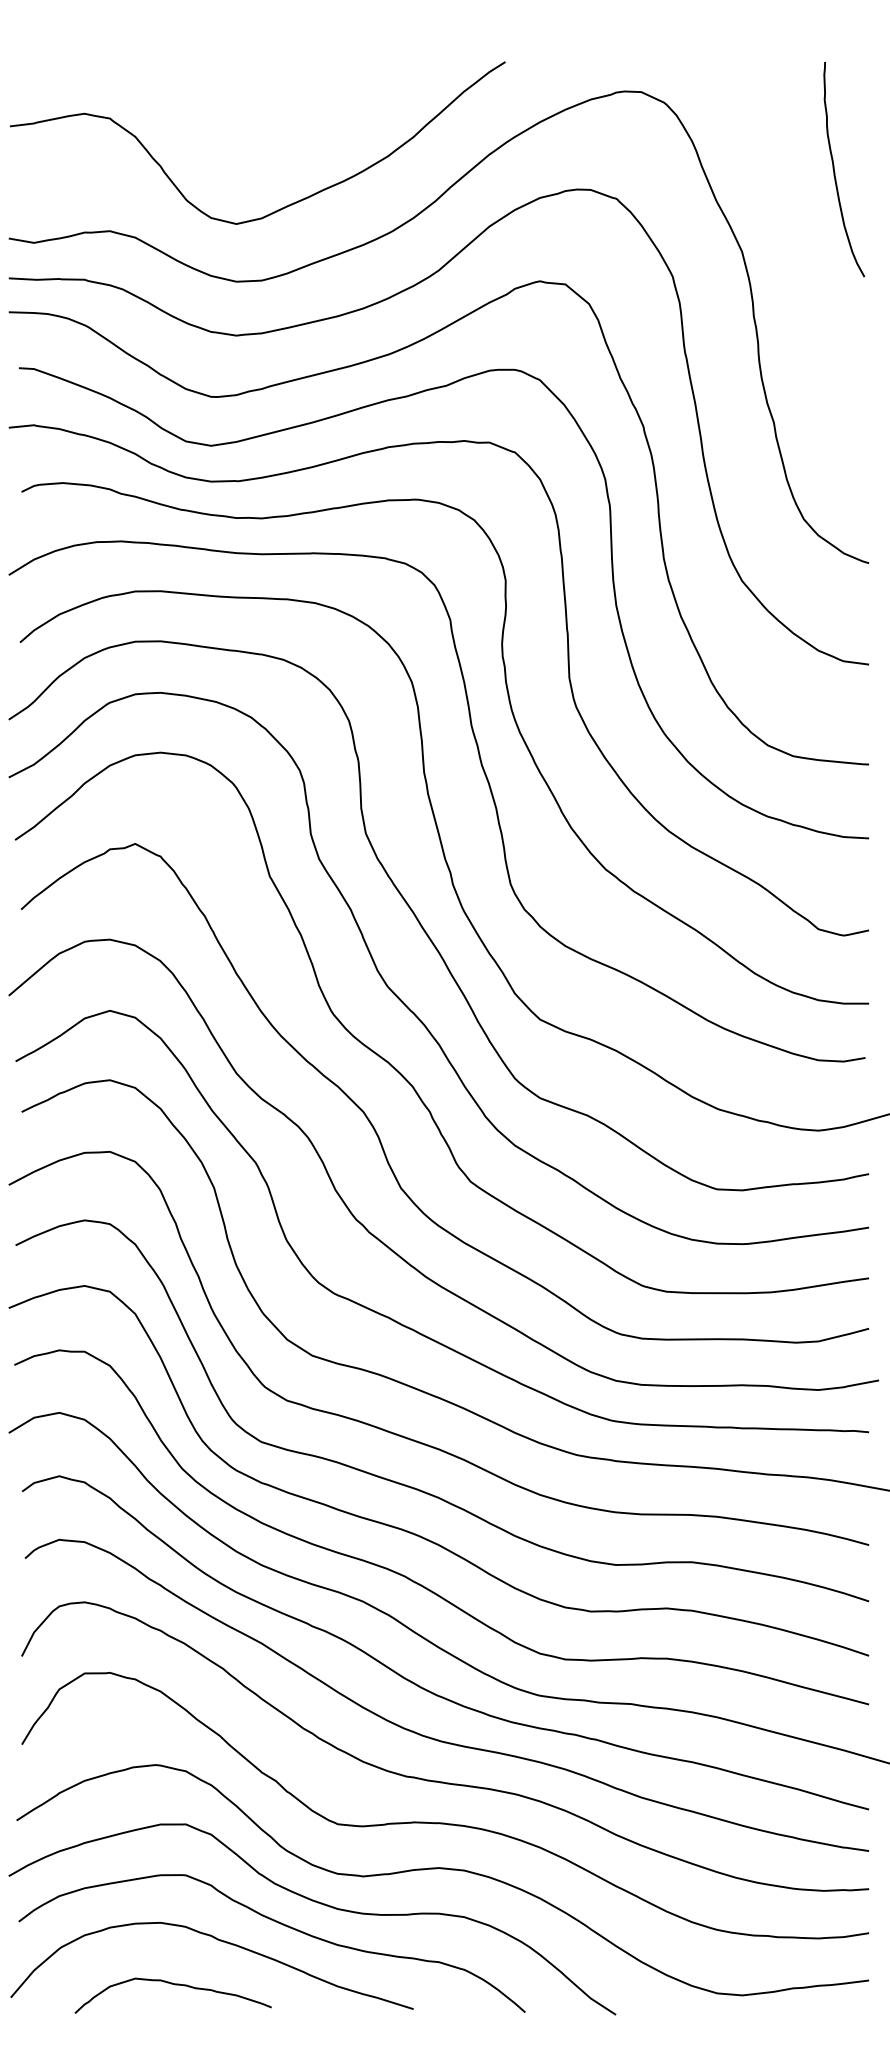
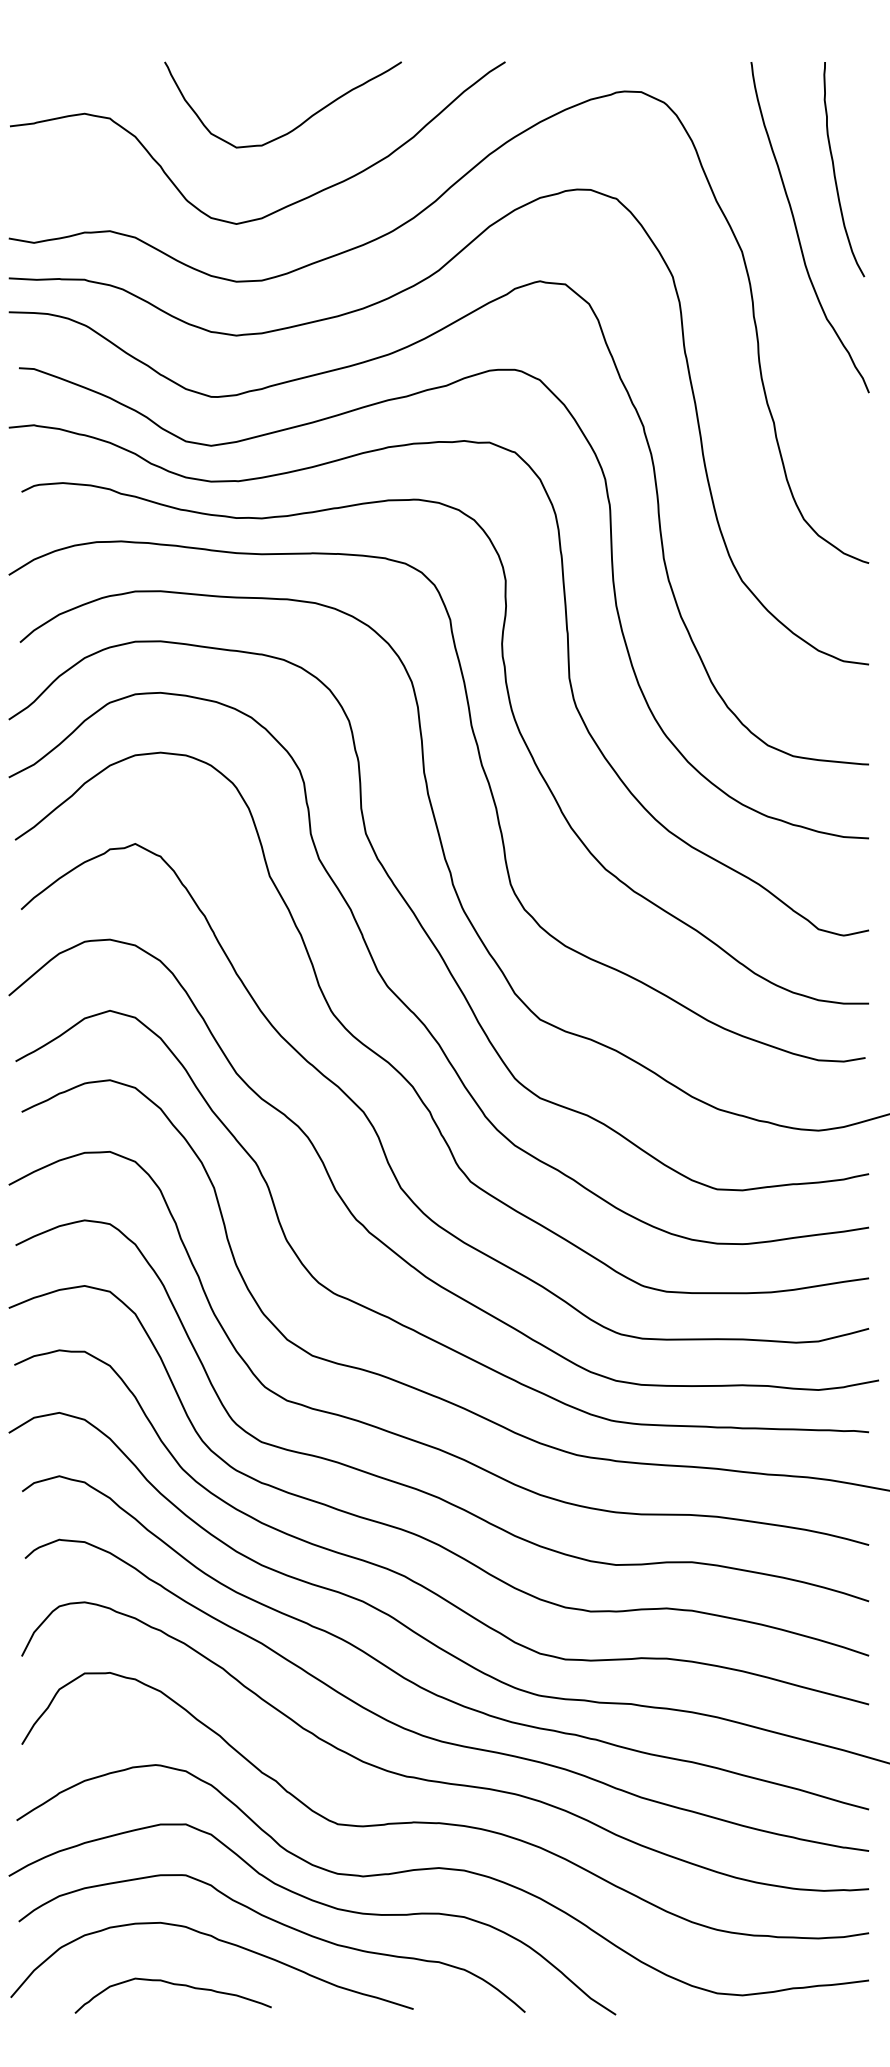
curve: none -> present (296, 126)
curve: none -> present (797, 228)
